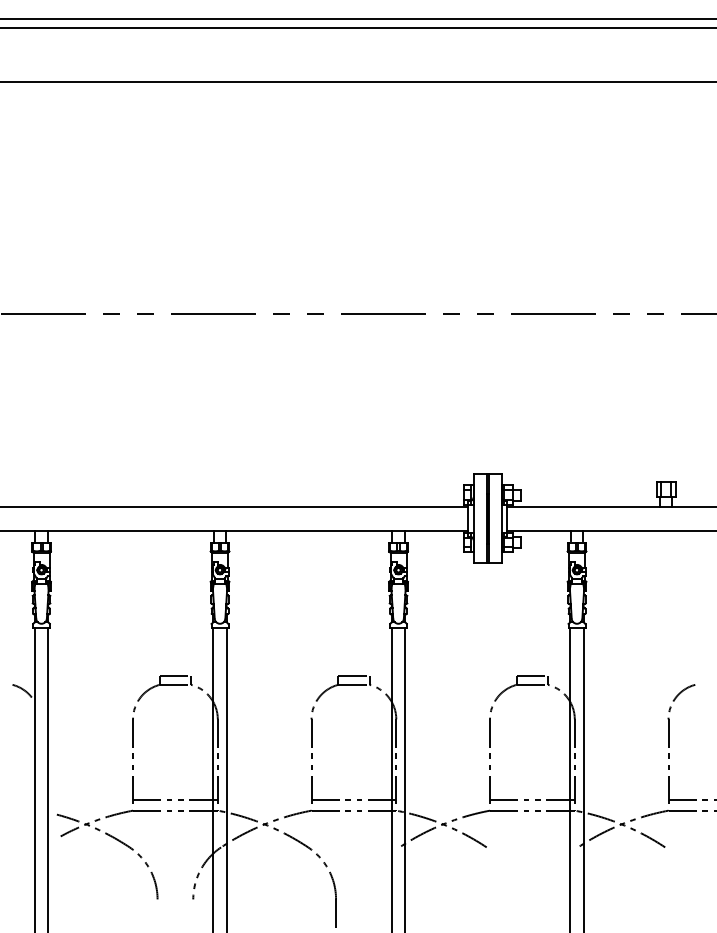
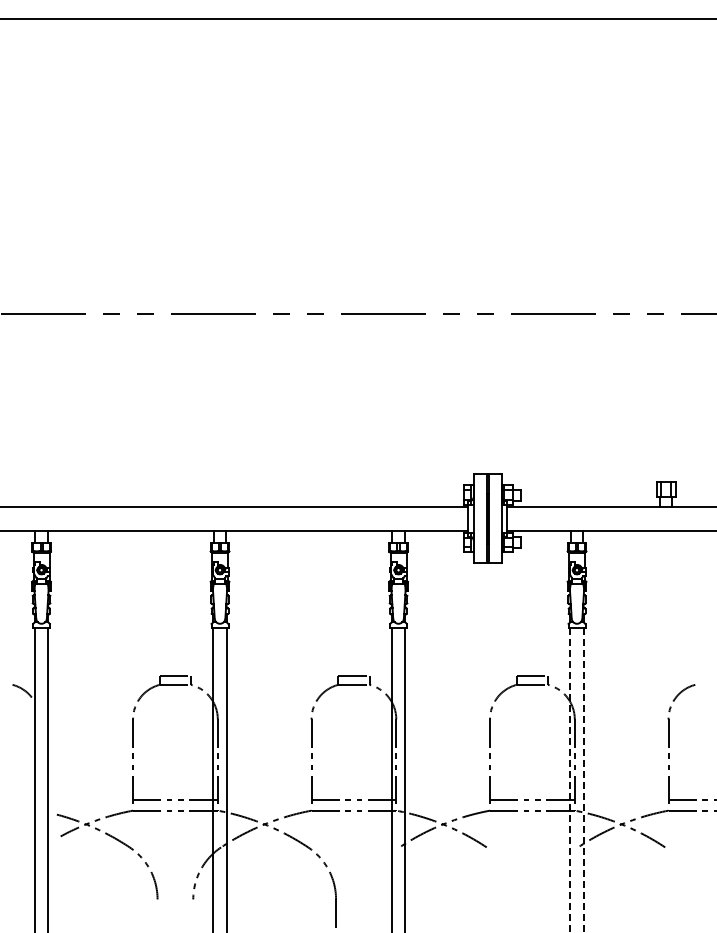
line: present -> none (357, 27)
line: present -> none (357, 81)
line: solid -> dashed (570, 780)
line: solid -> dashed (583, 780)
